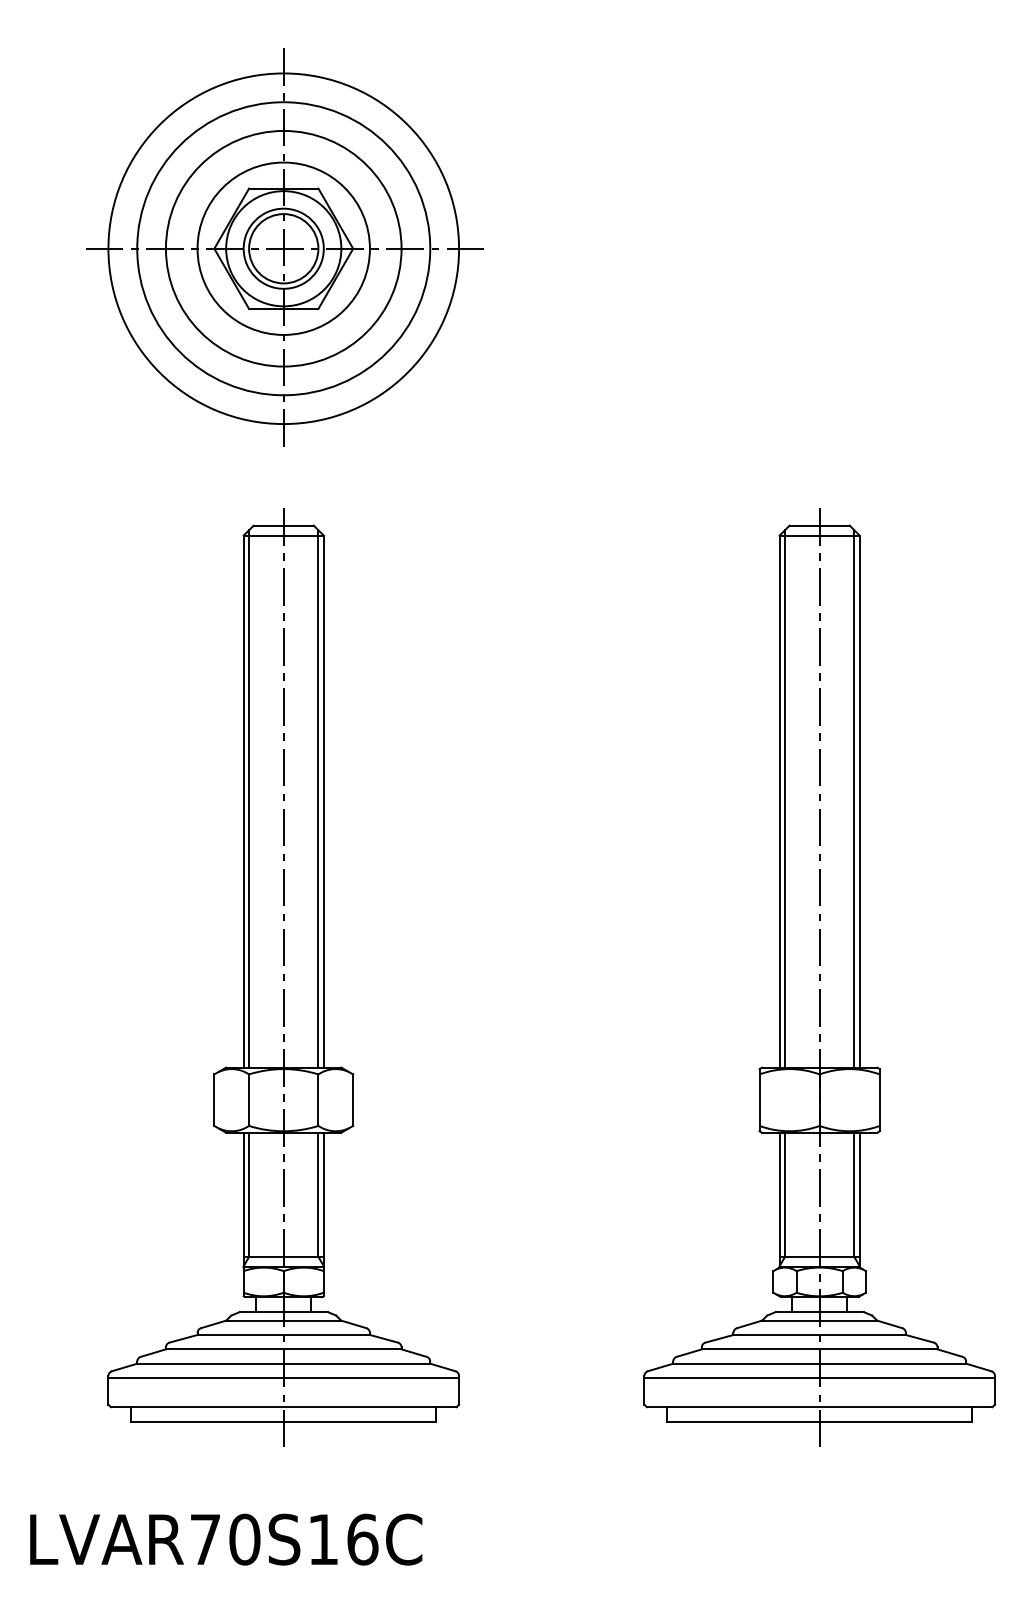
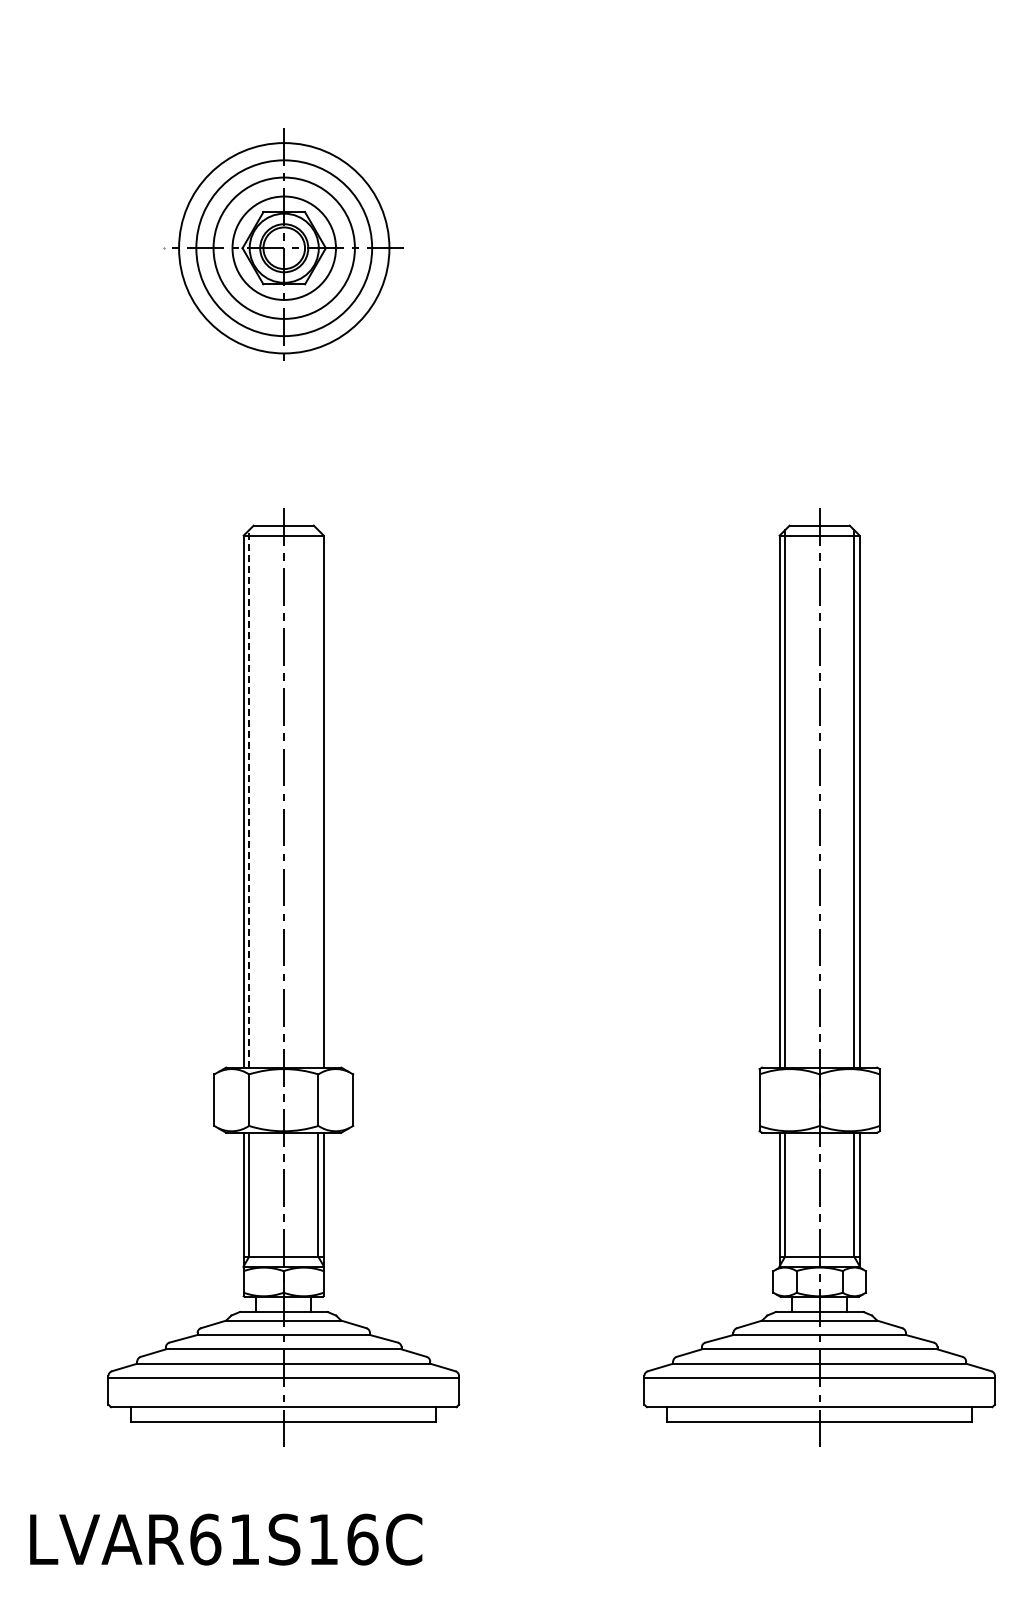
part size: 398x399 px -> 232x233 px (287, 244)
line: solid -> dashed (249, 798)
line: present -> none (318, 798)
text: LVAR70S16C -> LVAR61S16C (225, 1539)
